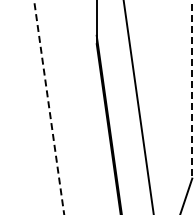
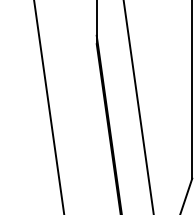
line: dashed -> solid (192, 89)
line: dashed -> solid (49, 108)
